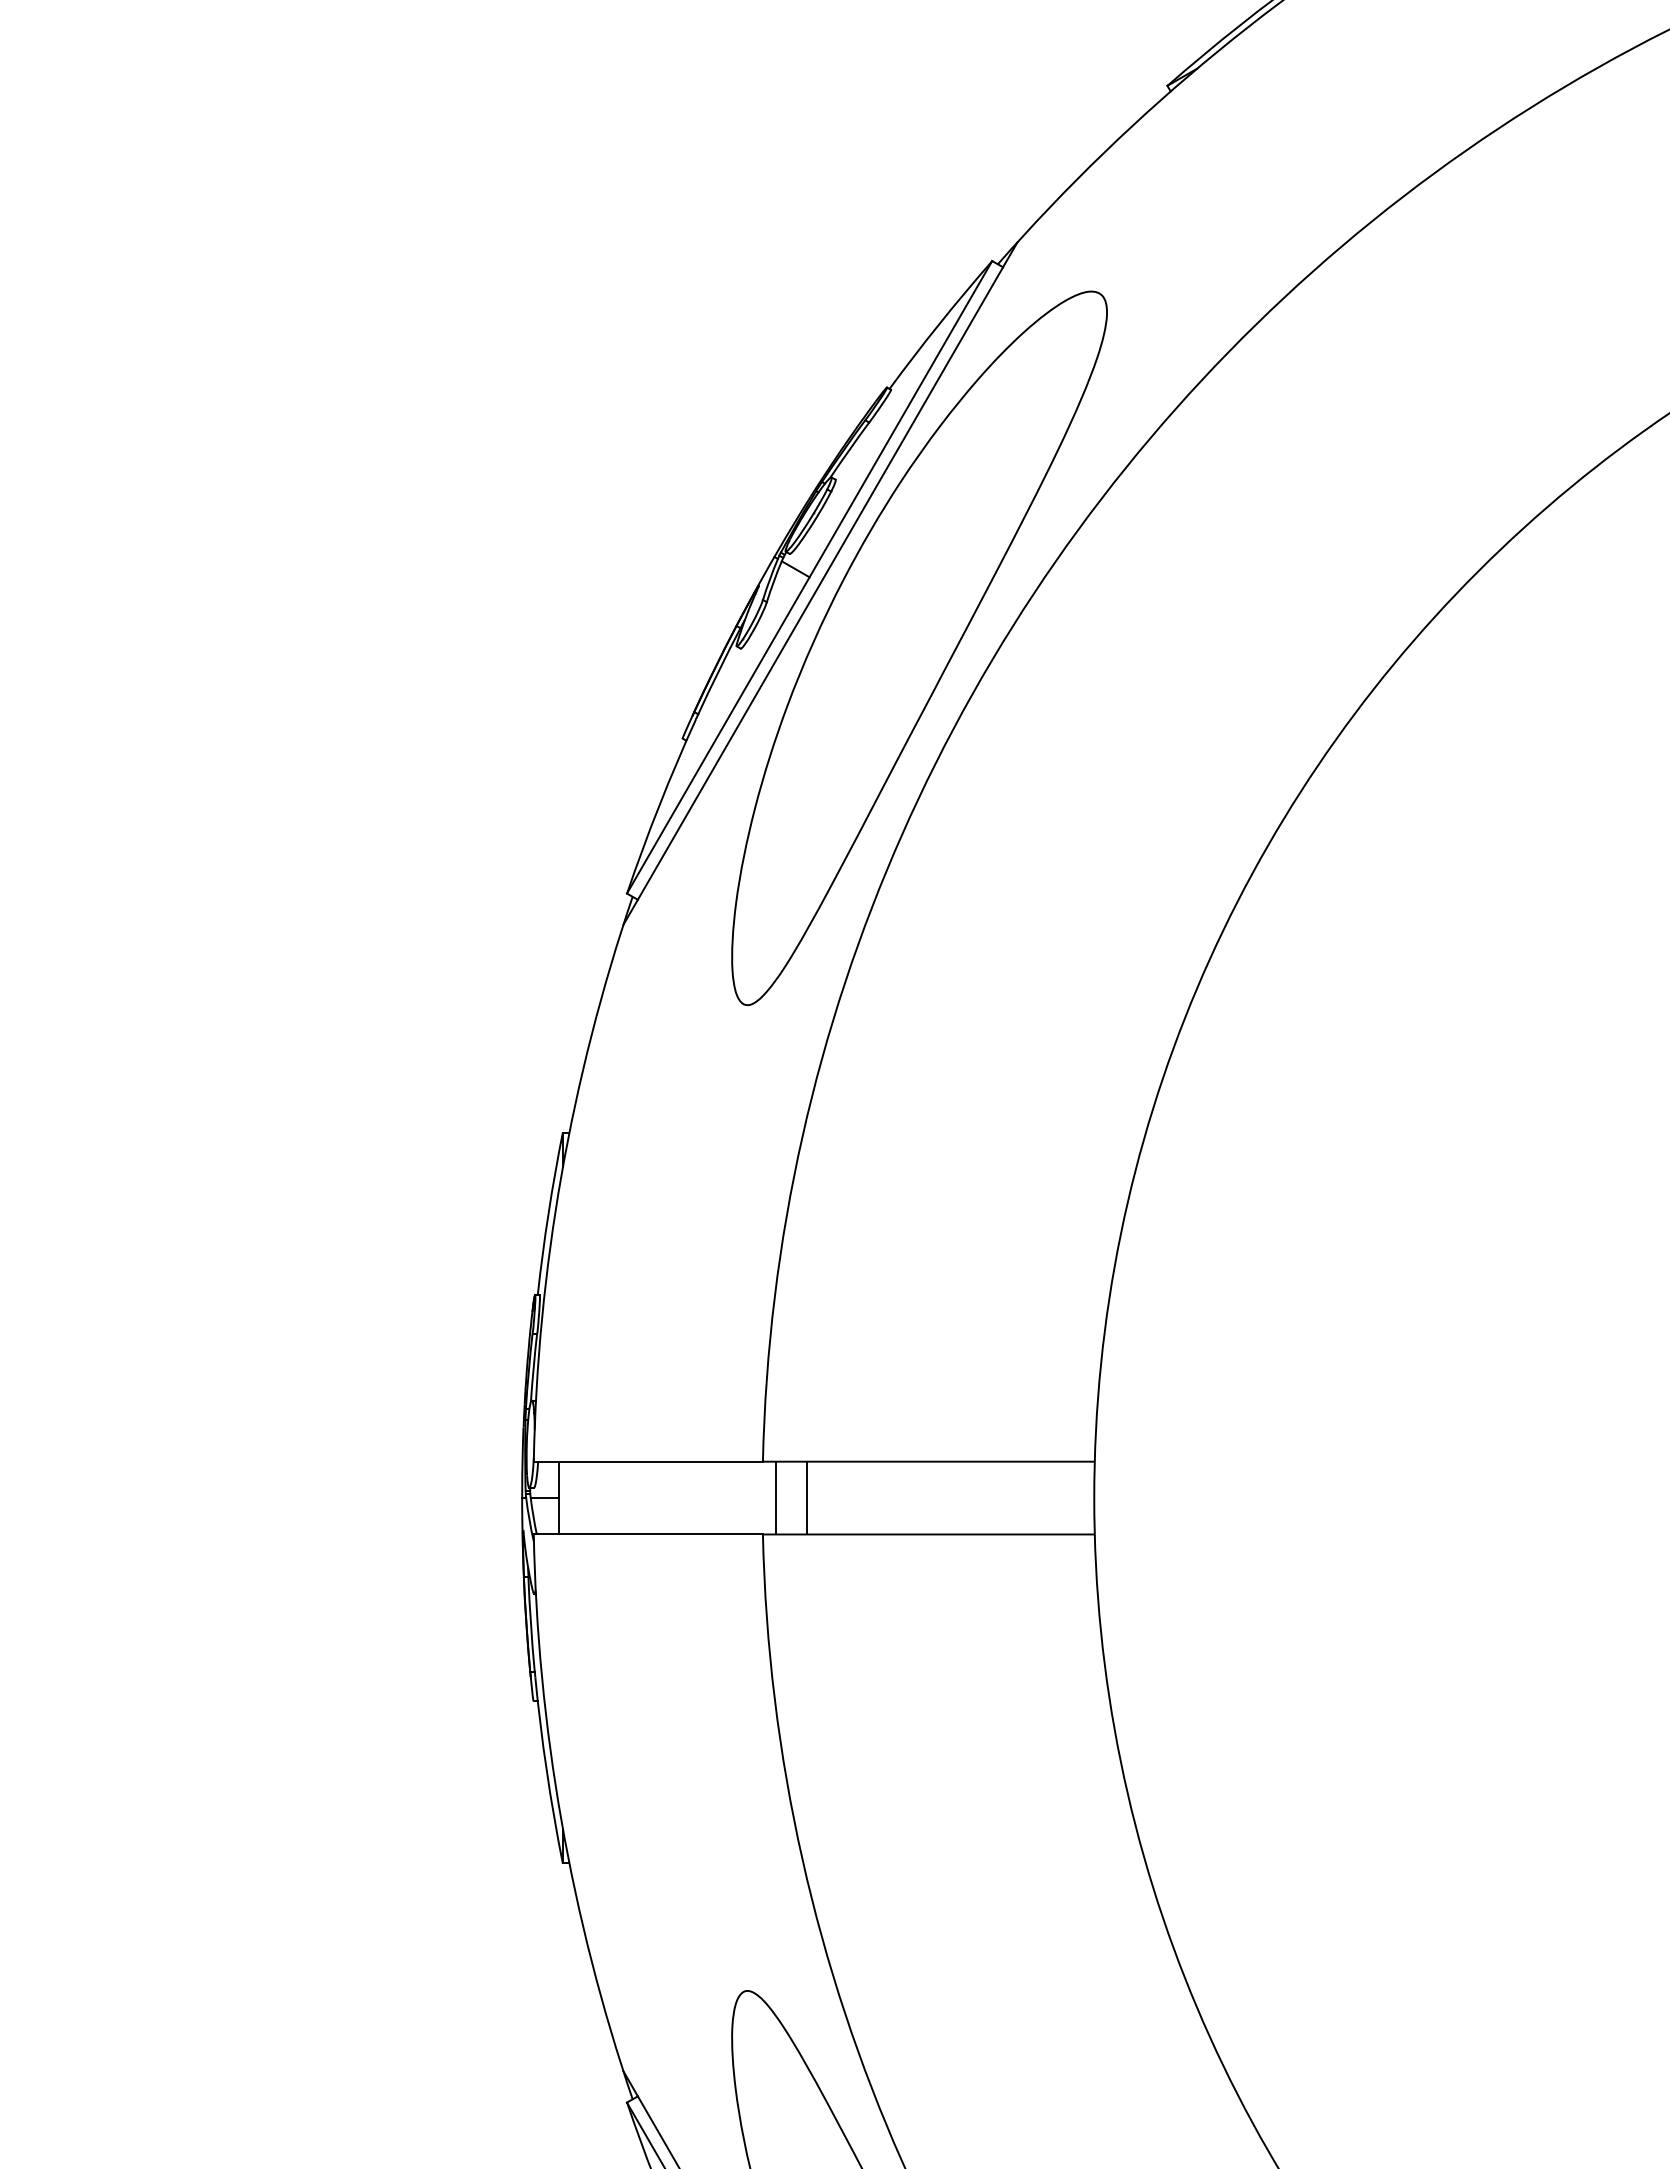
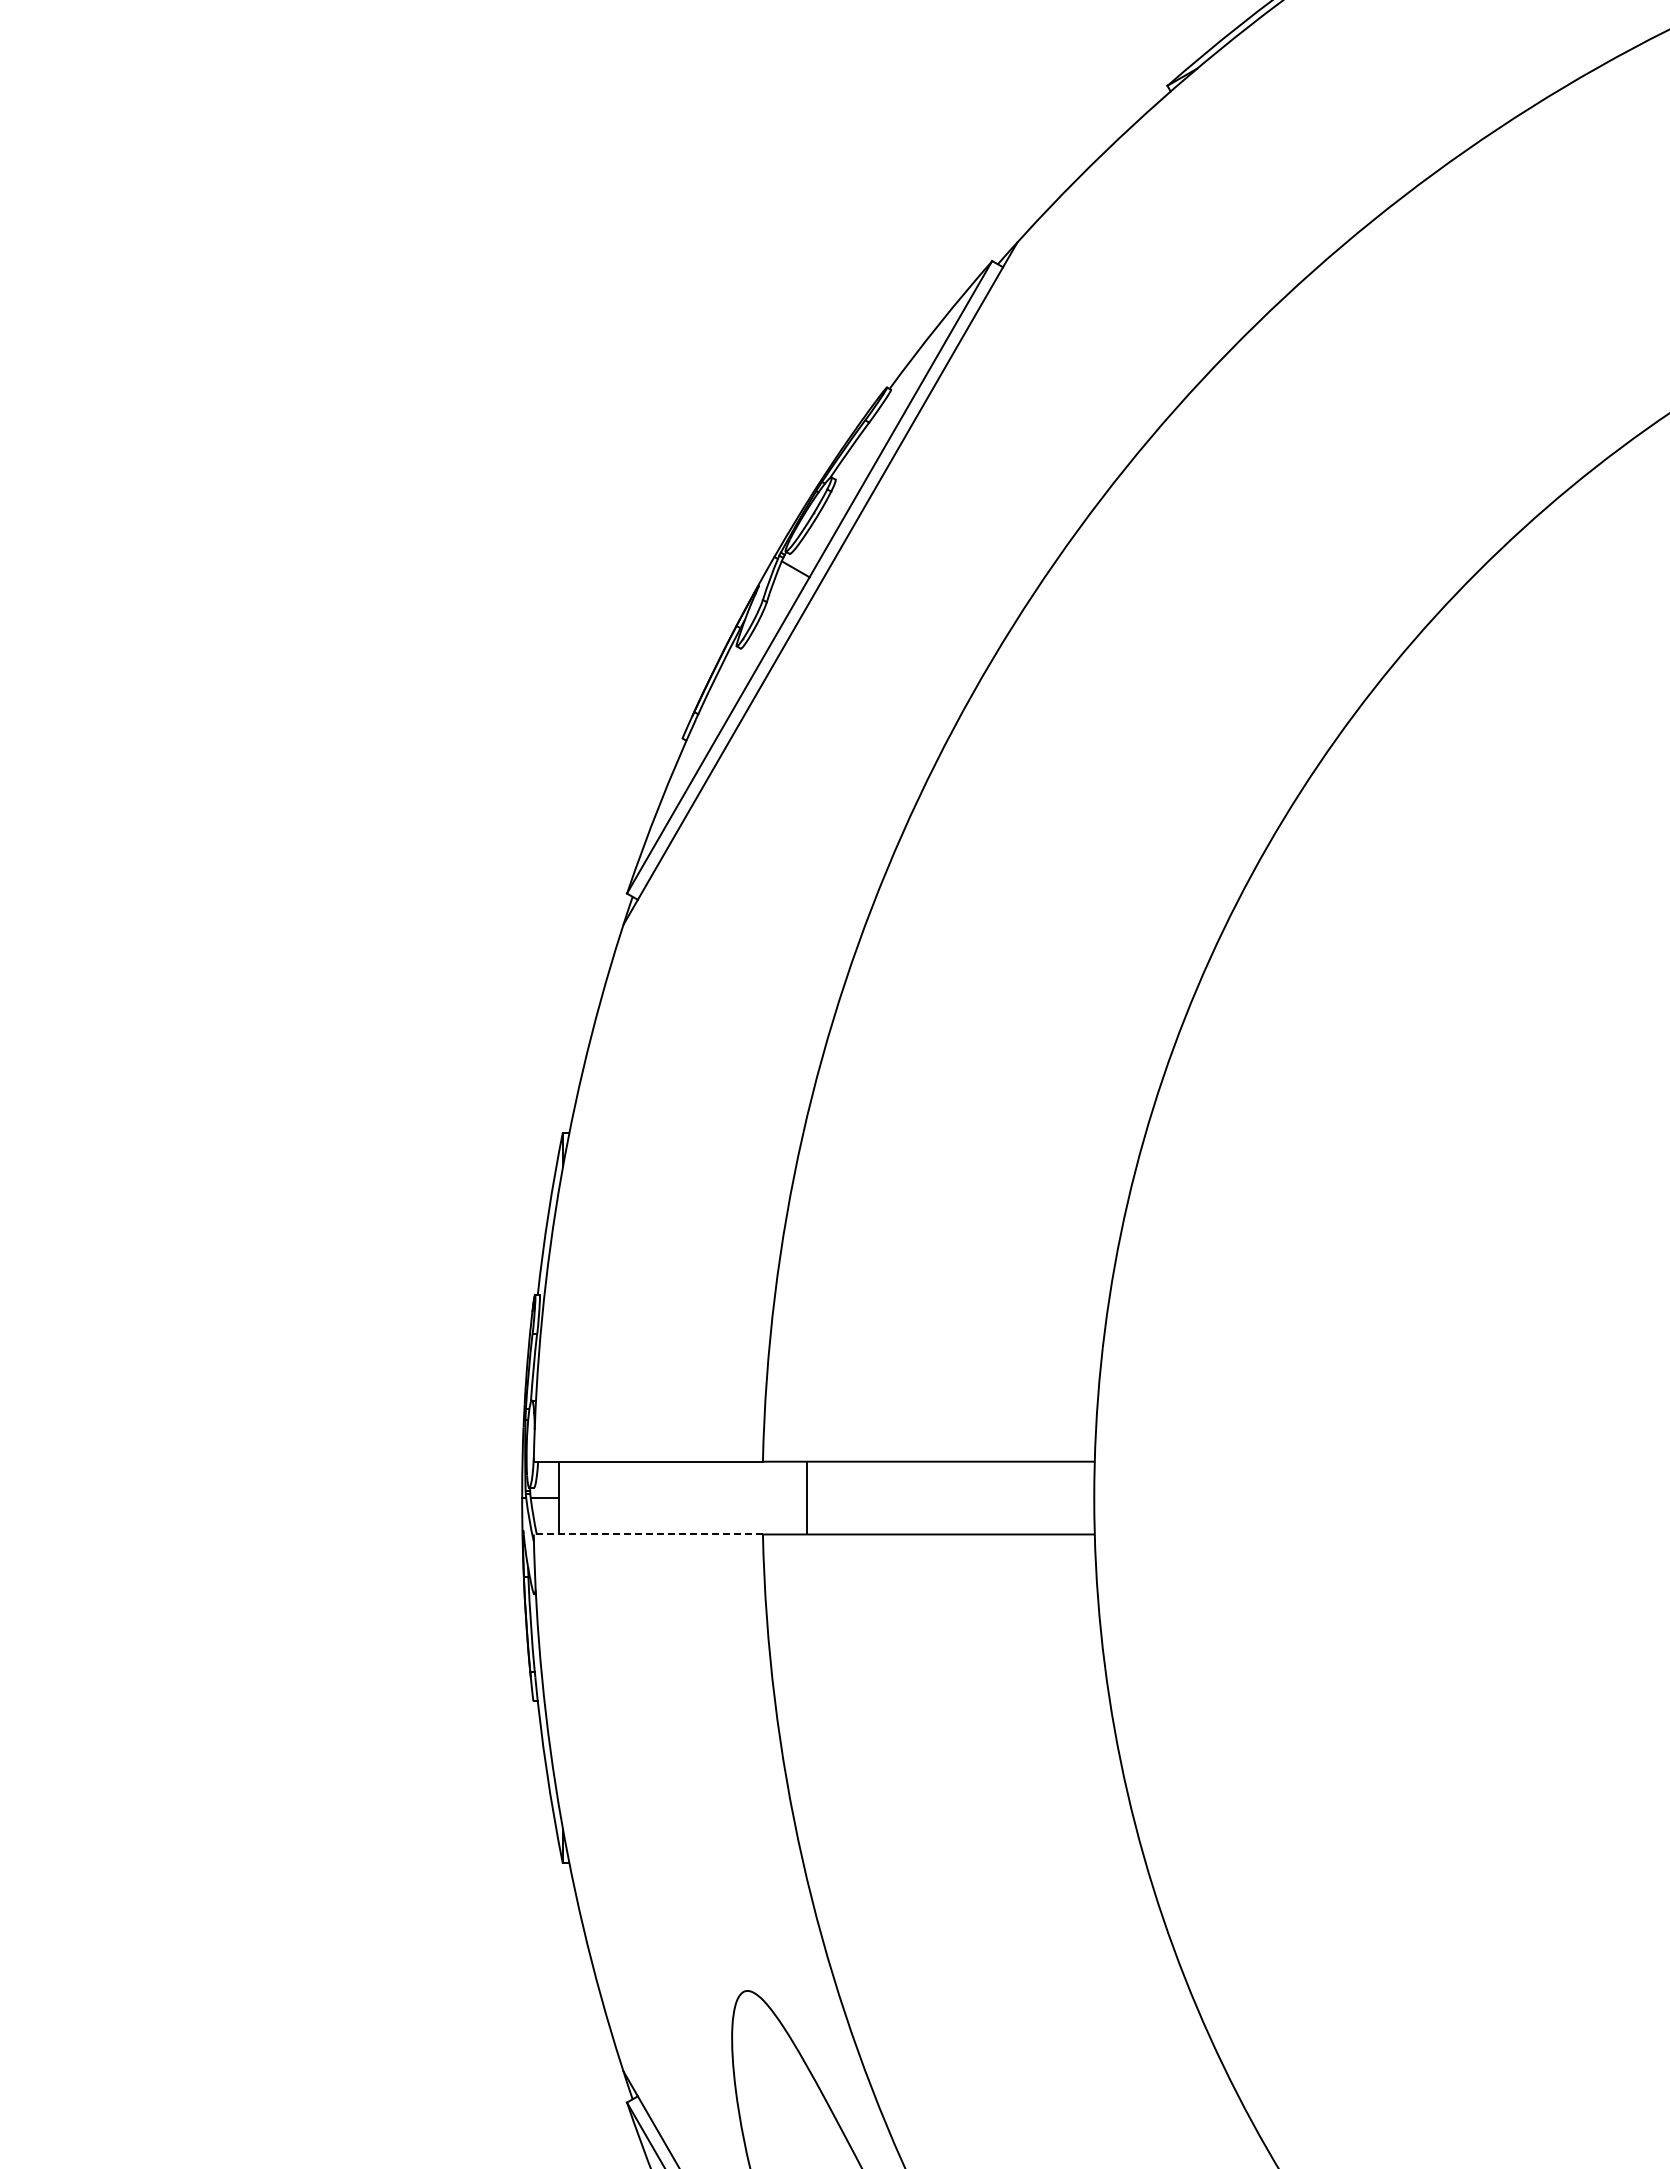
part: present -> none (919, 648)
line: present -> none (775, 1497)
line: solid -> dashed (648, 1534)
